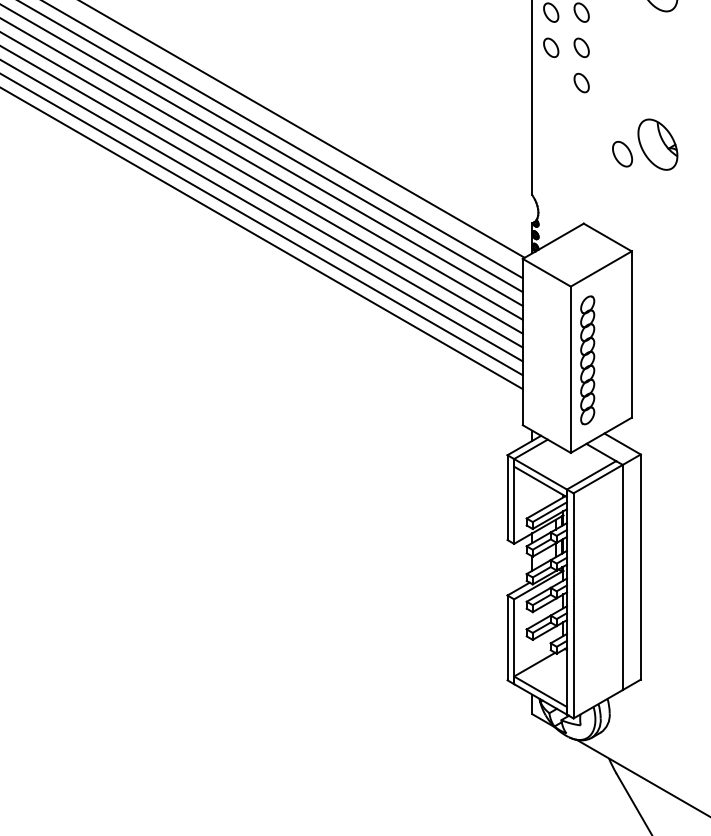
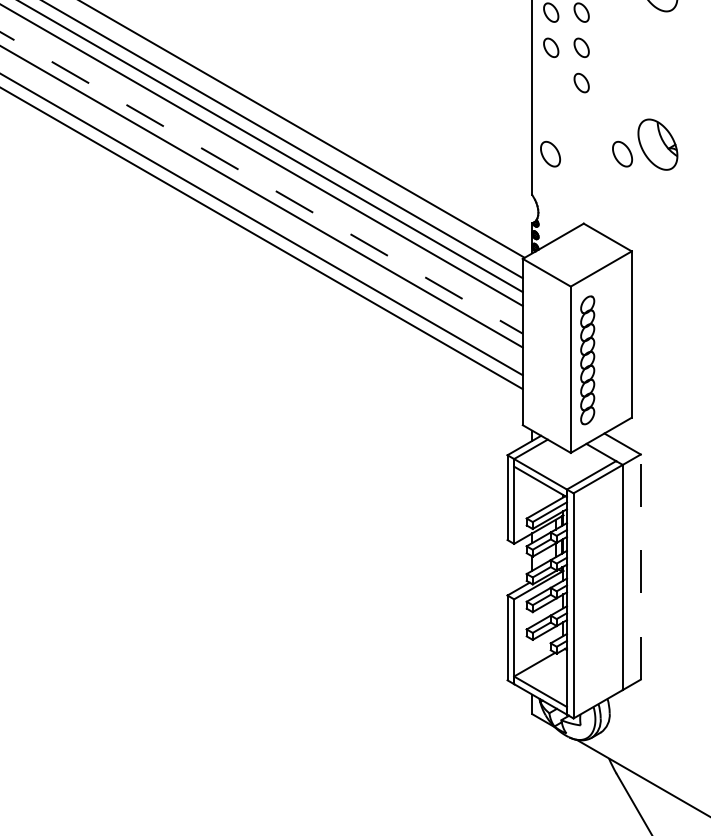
part: none -> present (550, 153)
line: present -> none (262, 169)
line: solid -> dashed (262, 183)
line: present -> none (262, 211)
line: solid -> dashed (640, 567)
